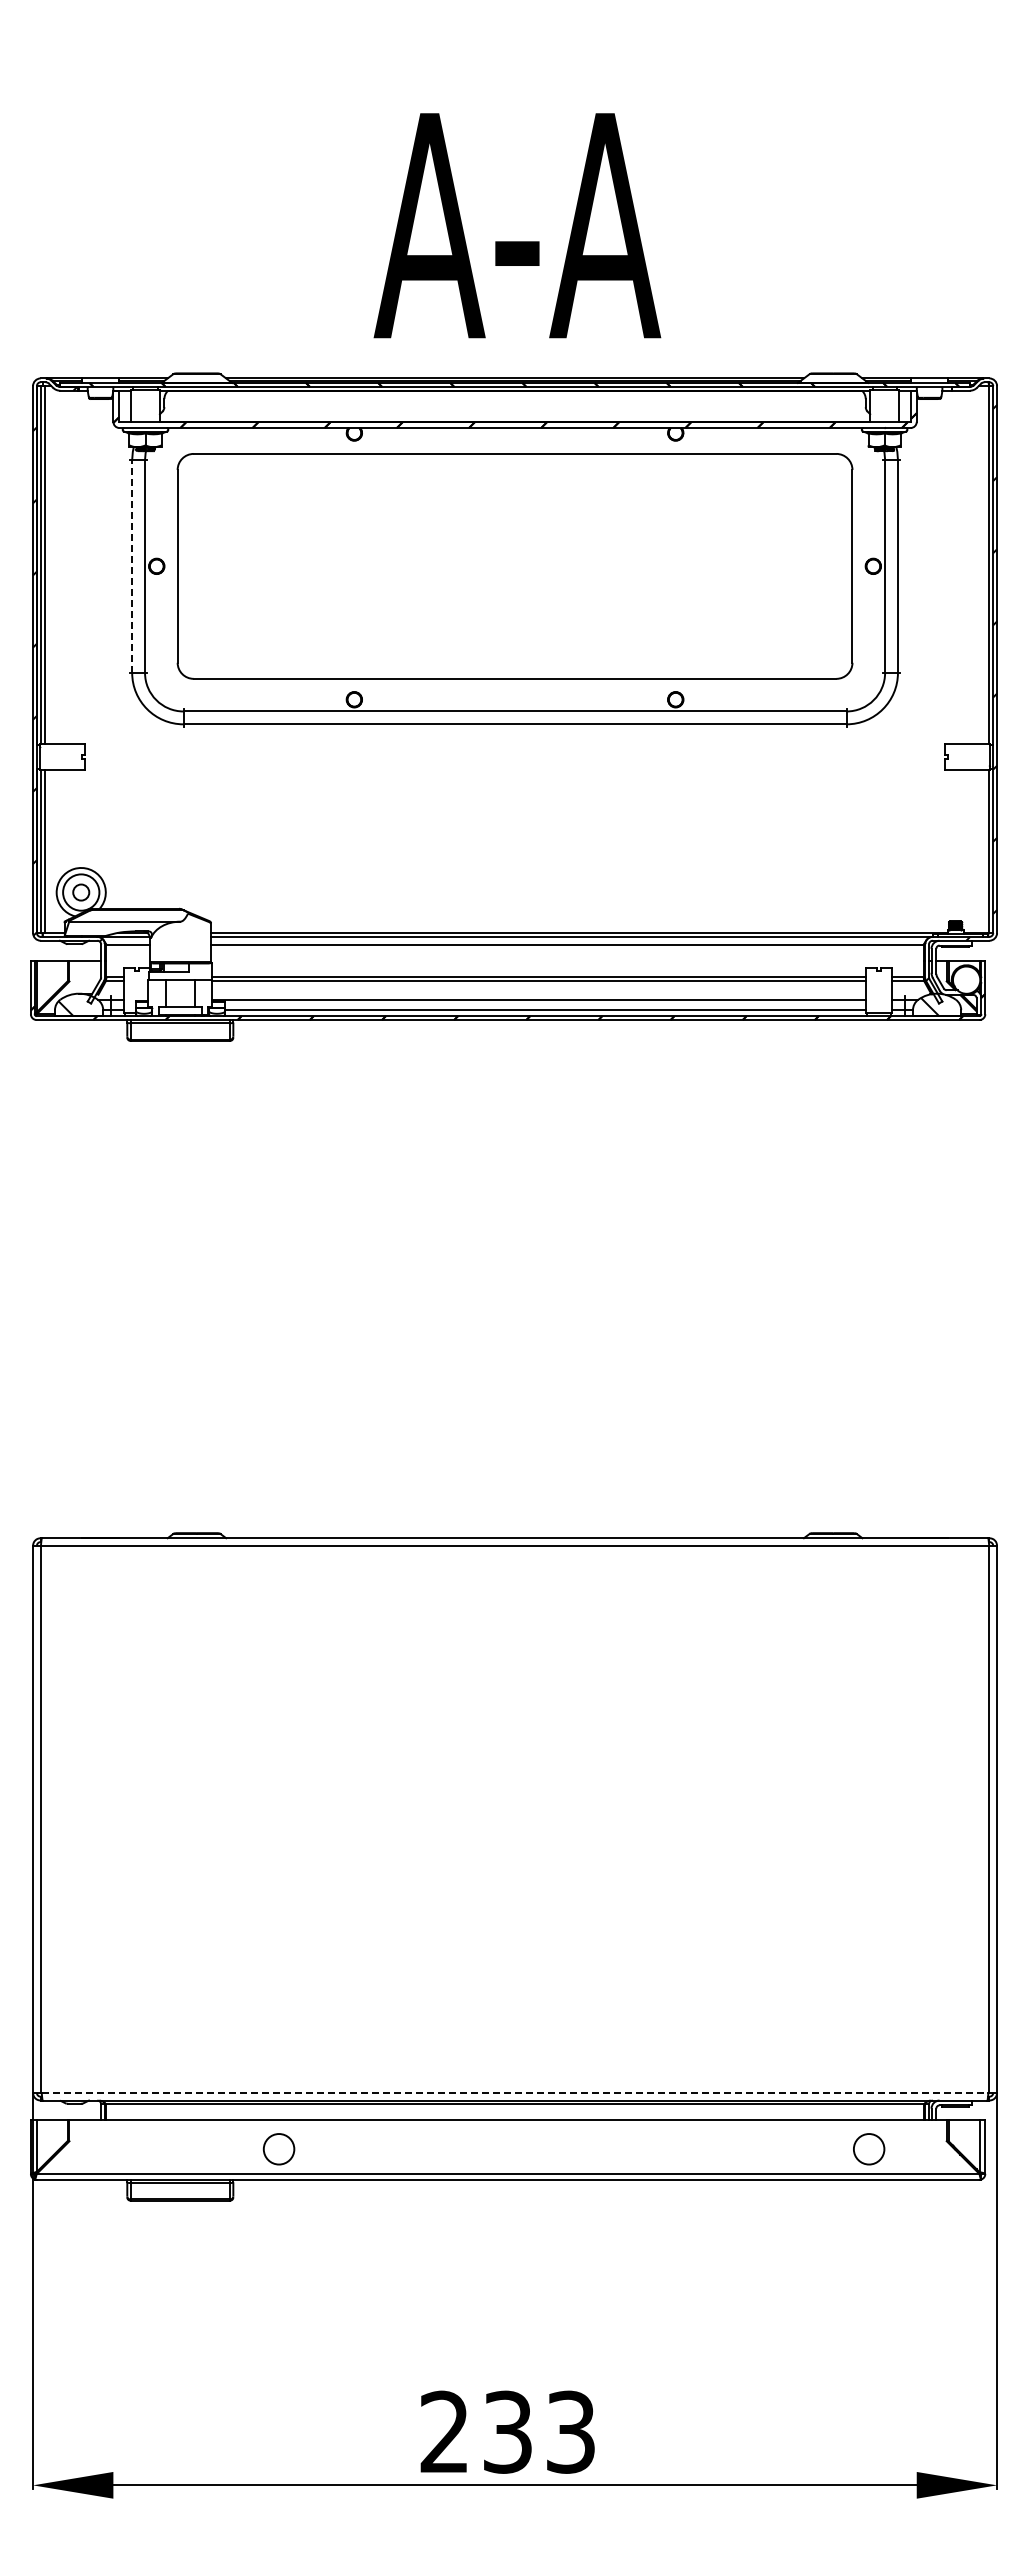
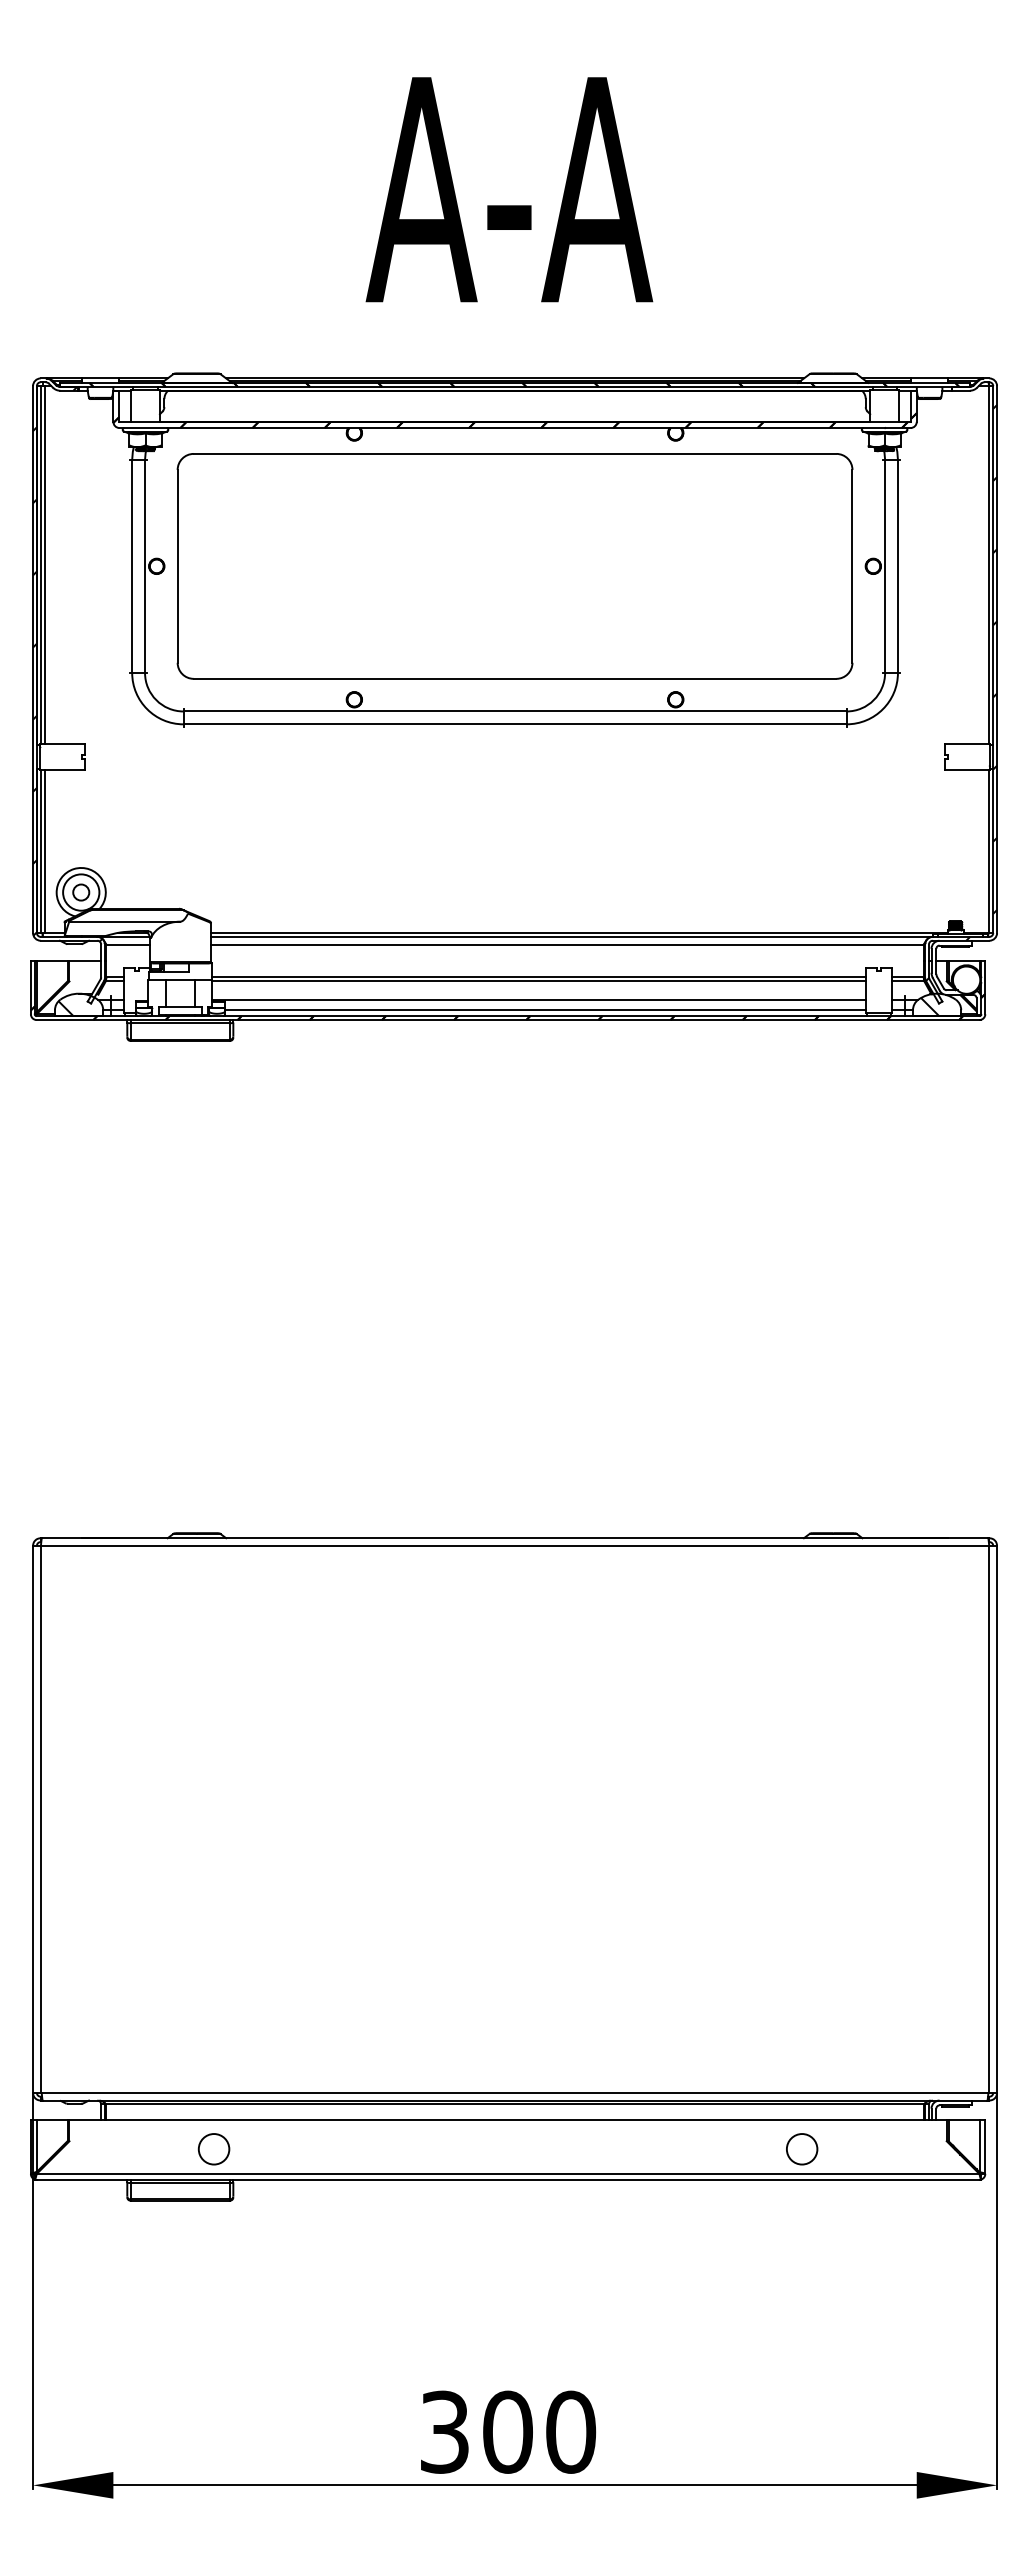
text position: (517, 225) -> (509, 189) (509, 189)
line: dashed -> solid (132, 566)
line: dashed -> solid (515, 2092)
circle position: (278, 2149) -> (213, 2149) (213, 2149)
circle position: (869, 2149) -> (802, 2149) (802, 2149)
text: 233 -> 300 (508, 2431)
